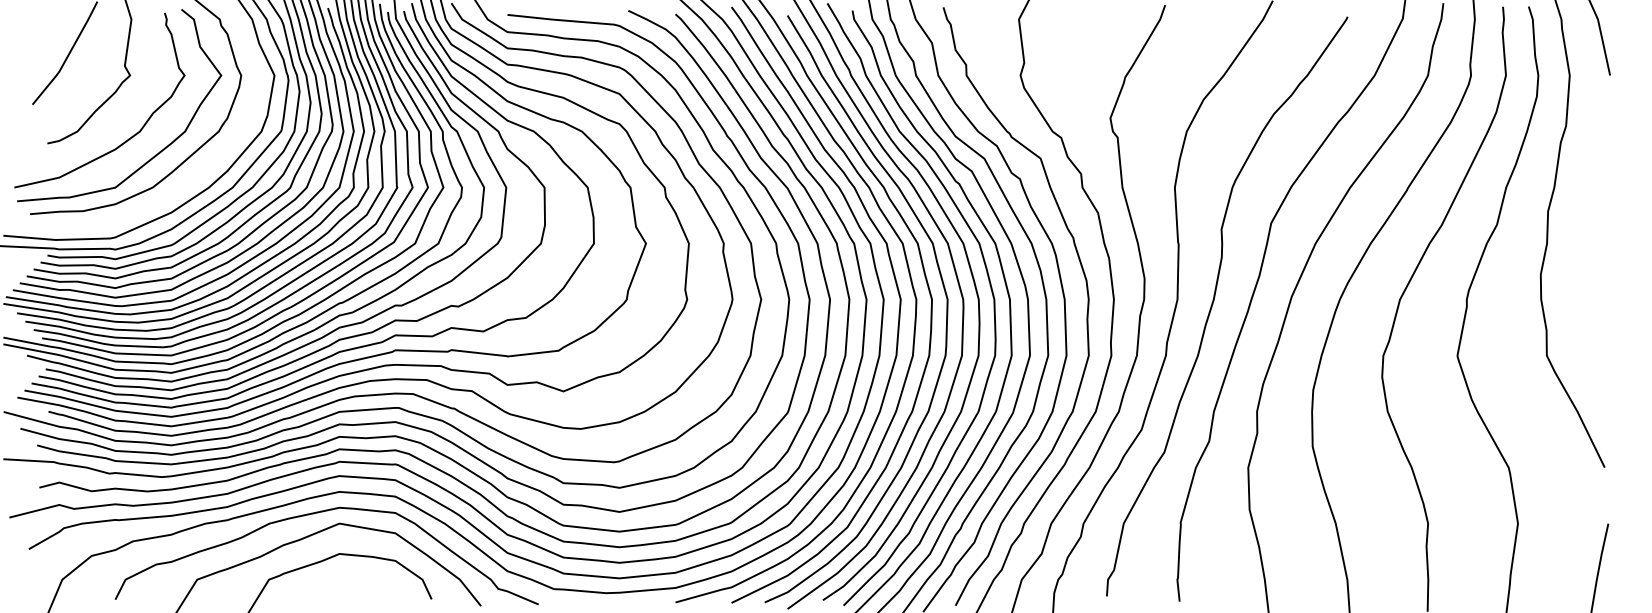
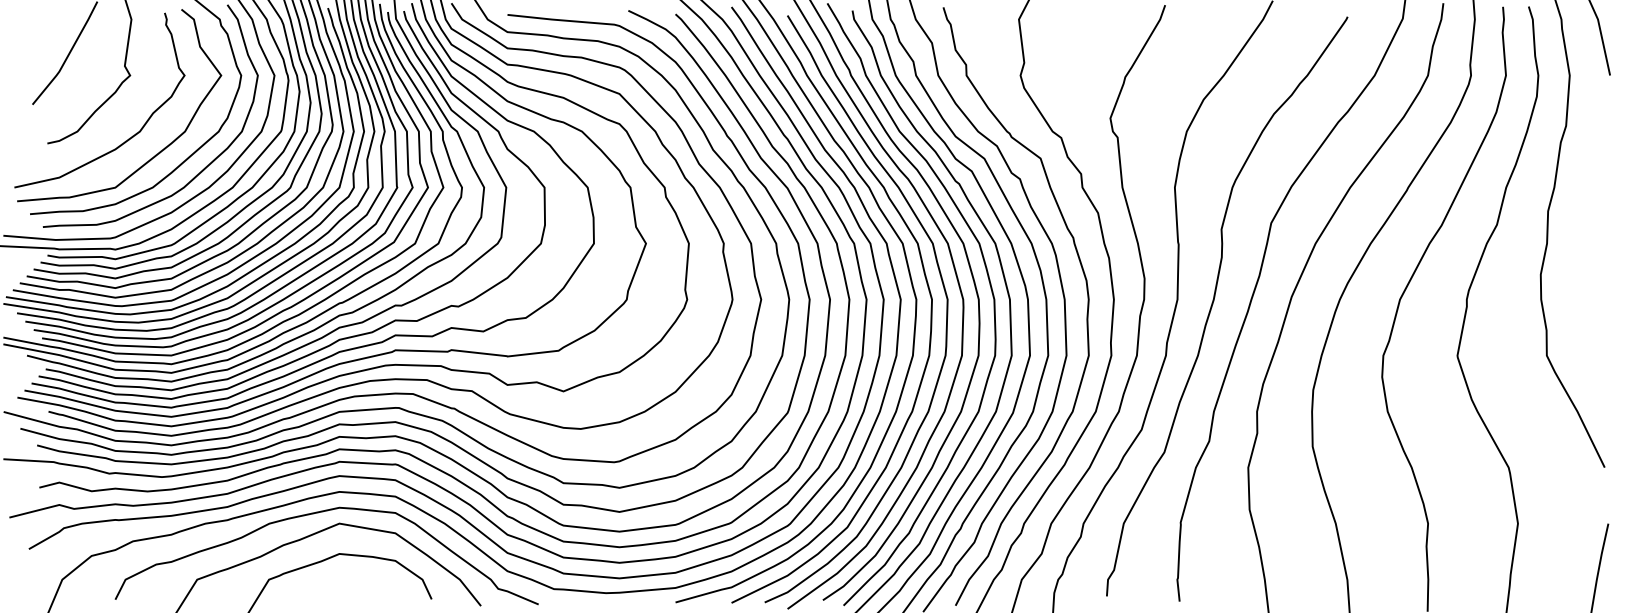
curve: none -> present (196, 174)
